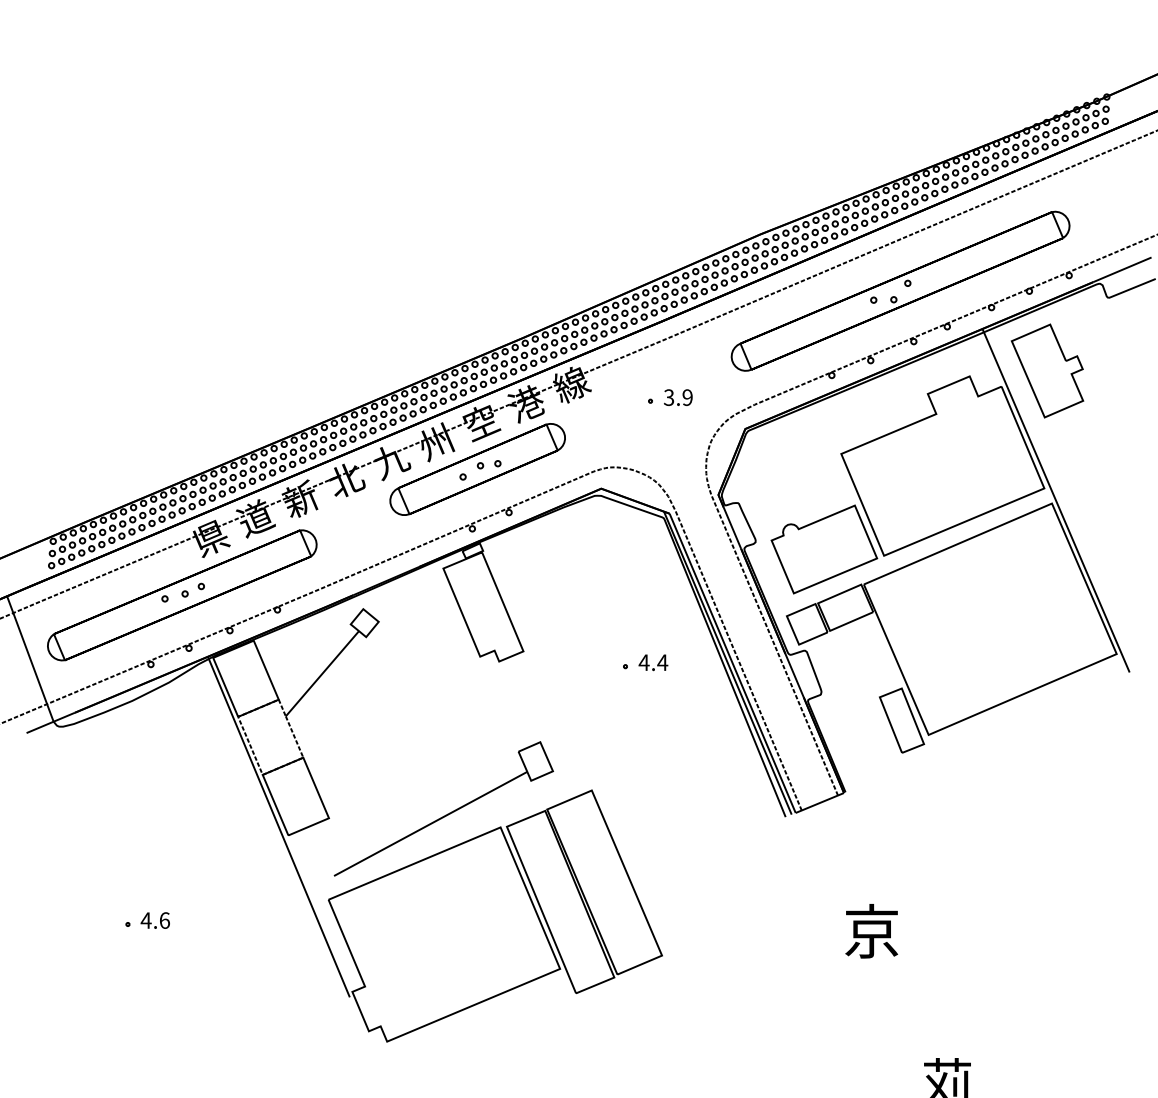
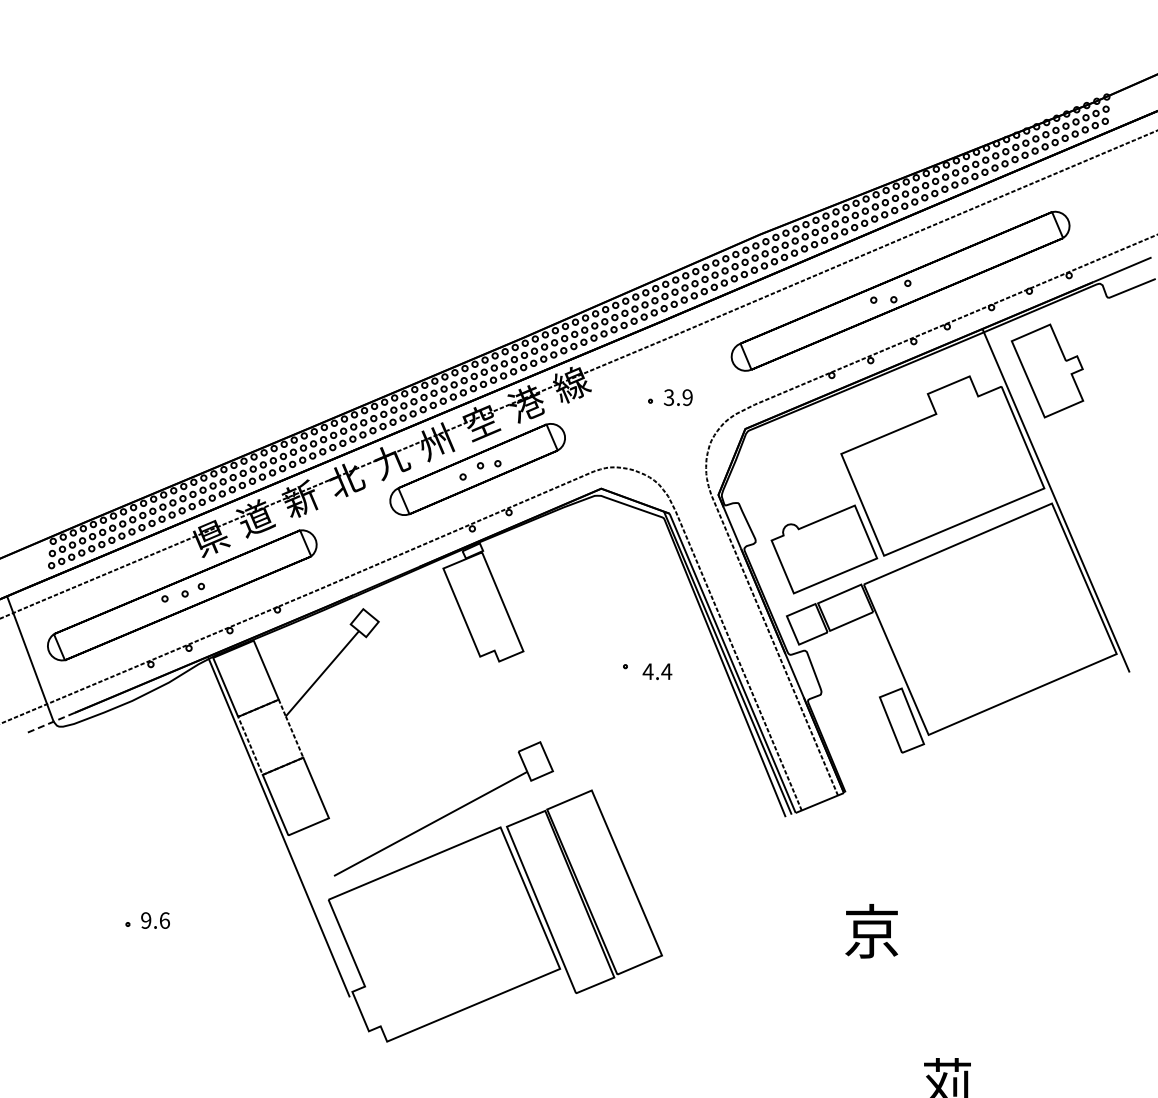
text position: (653, 662) -> (657, 671) (657, 671)
line: solid -> dashed (50, 722)
text: 4.6 -> 9.6 (145, 920)
